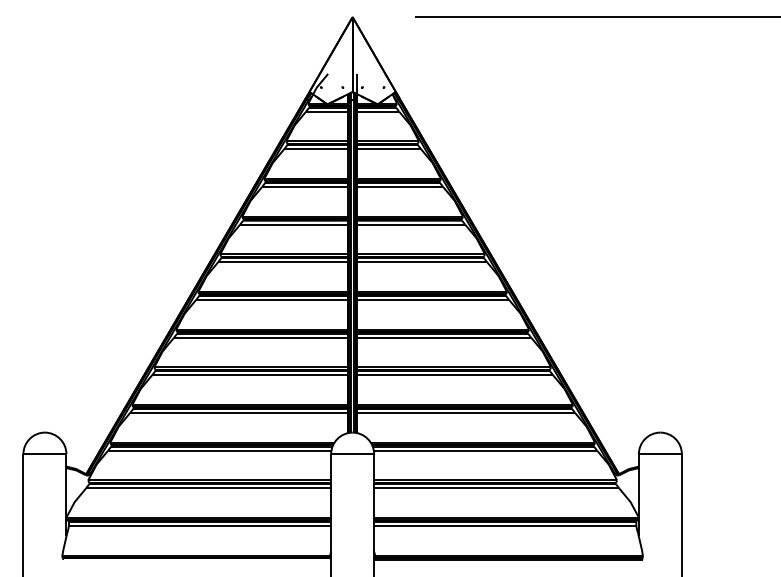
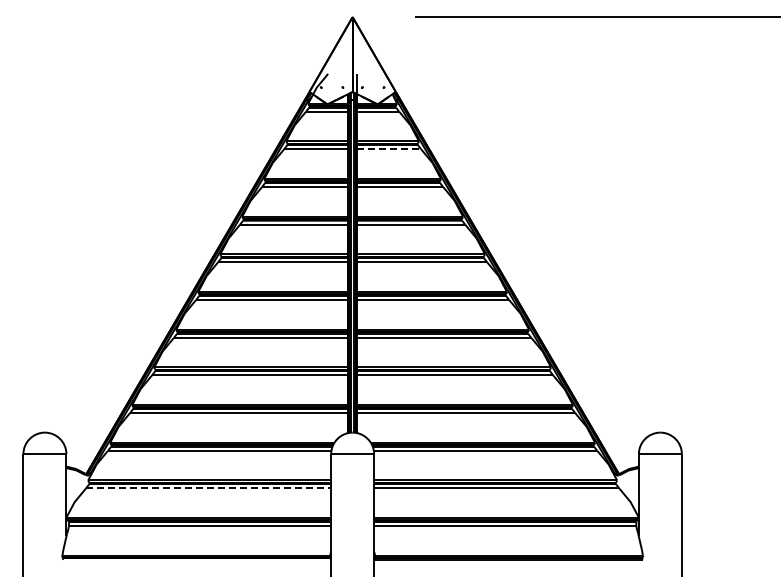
line: solid -> dashed (389, 149)
line: solid -> dashed (208, 488)
